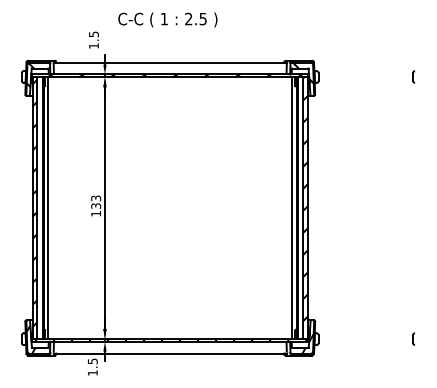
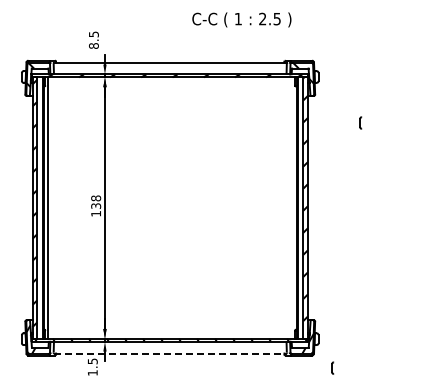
text position: (167, 19) -> (241, 19) (241, 19)
text: 1.5 -> 8.5 (93, 45)
part position: (413, 76) -> (360, 122) (360, 122)
text: 133 -> 138 (96, 198)
line: present -> none (292, 207)
part position: (413, 338) -> (332, 367) (332, 367)
line: solid -> dashed (170, 353)
